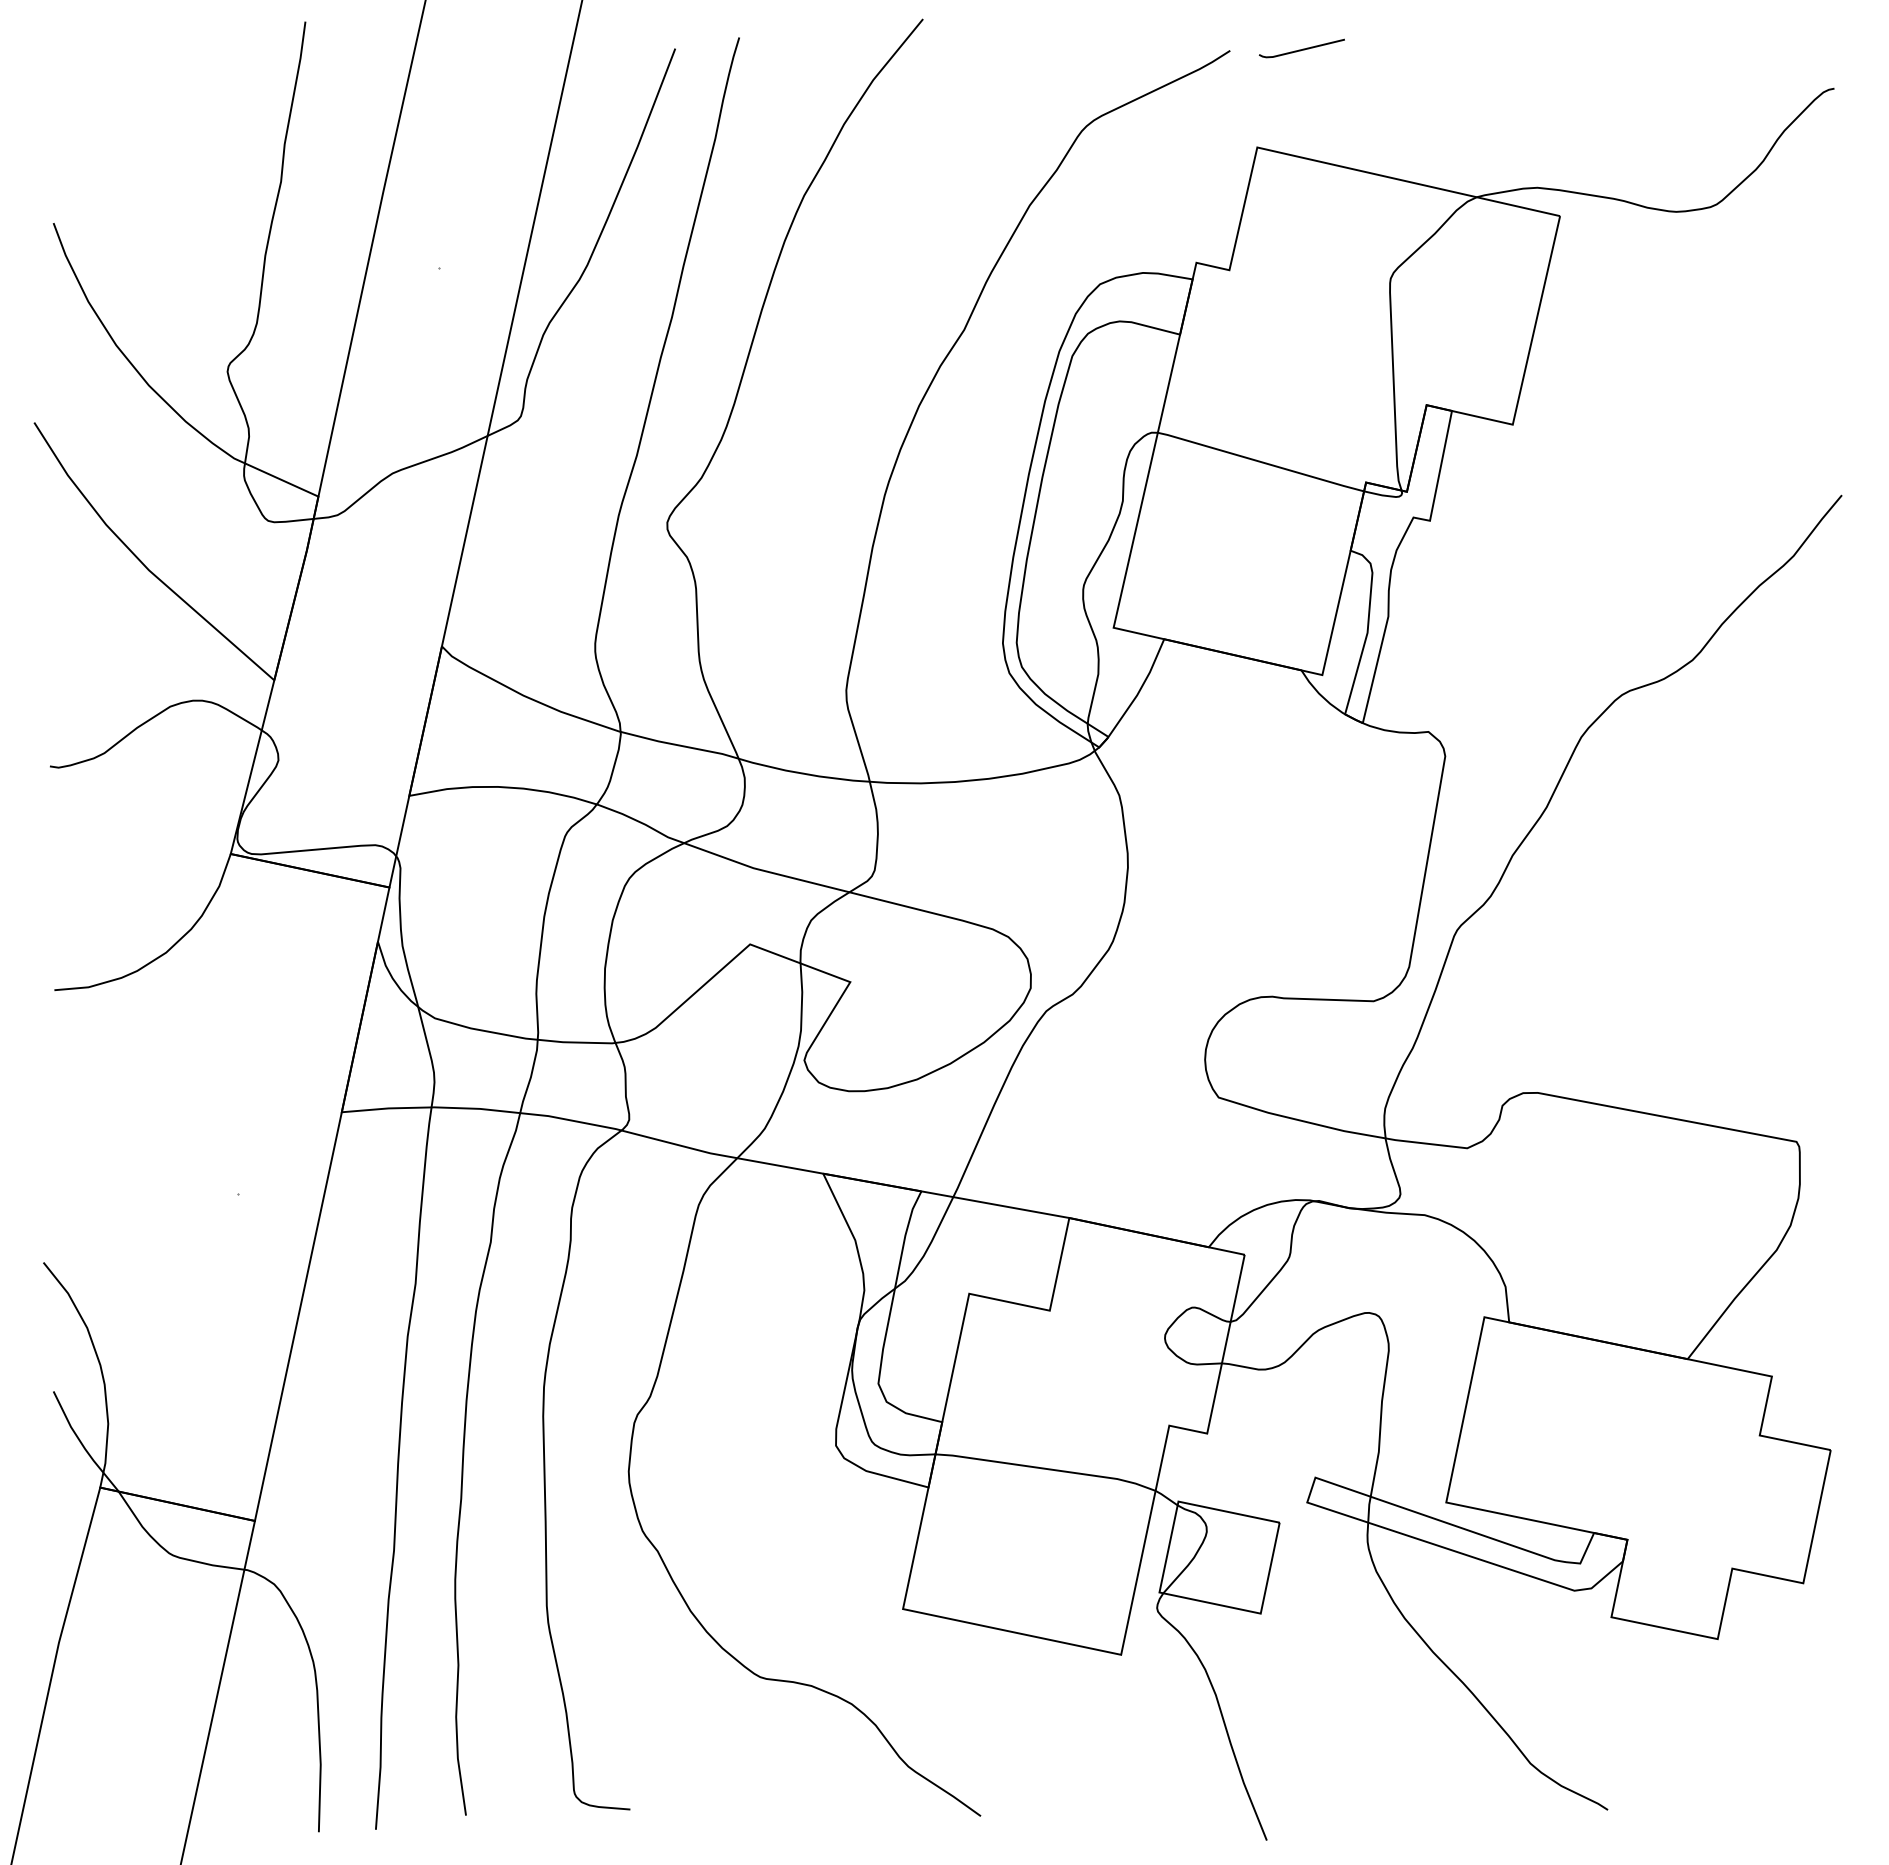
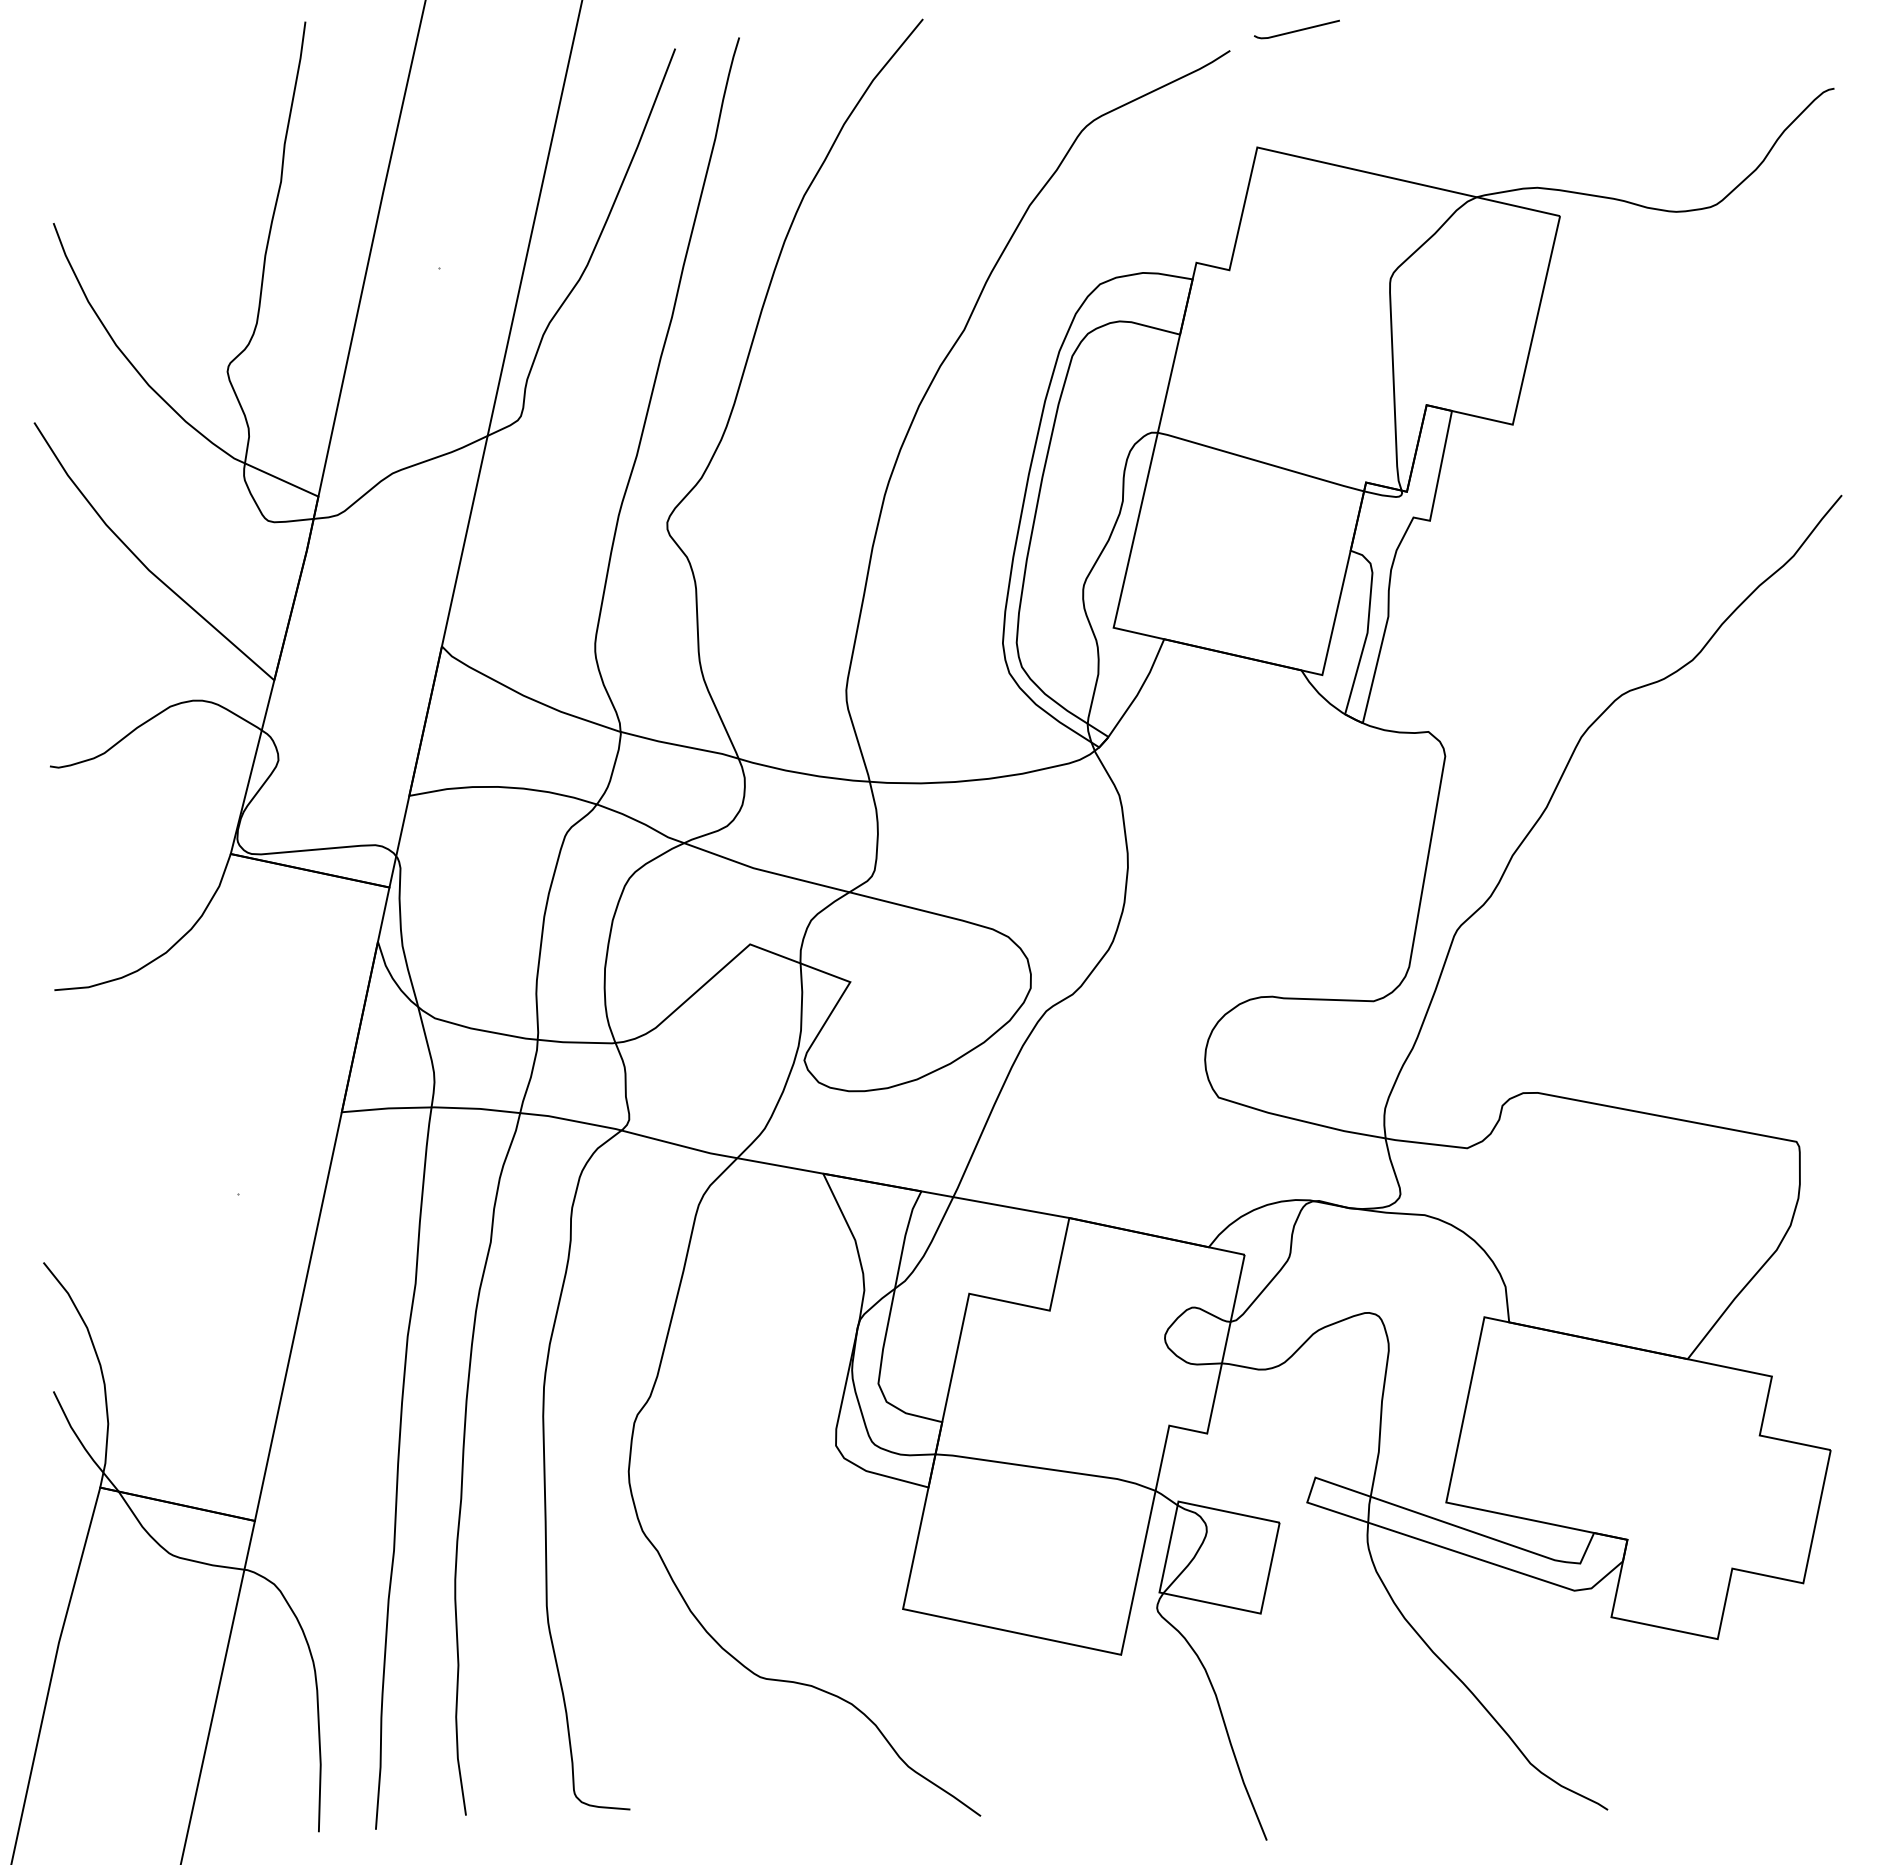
line position: (1302, 48) -> (1297, 29) (1297, 29)
